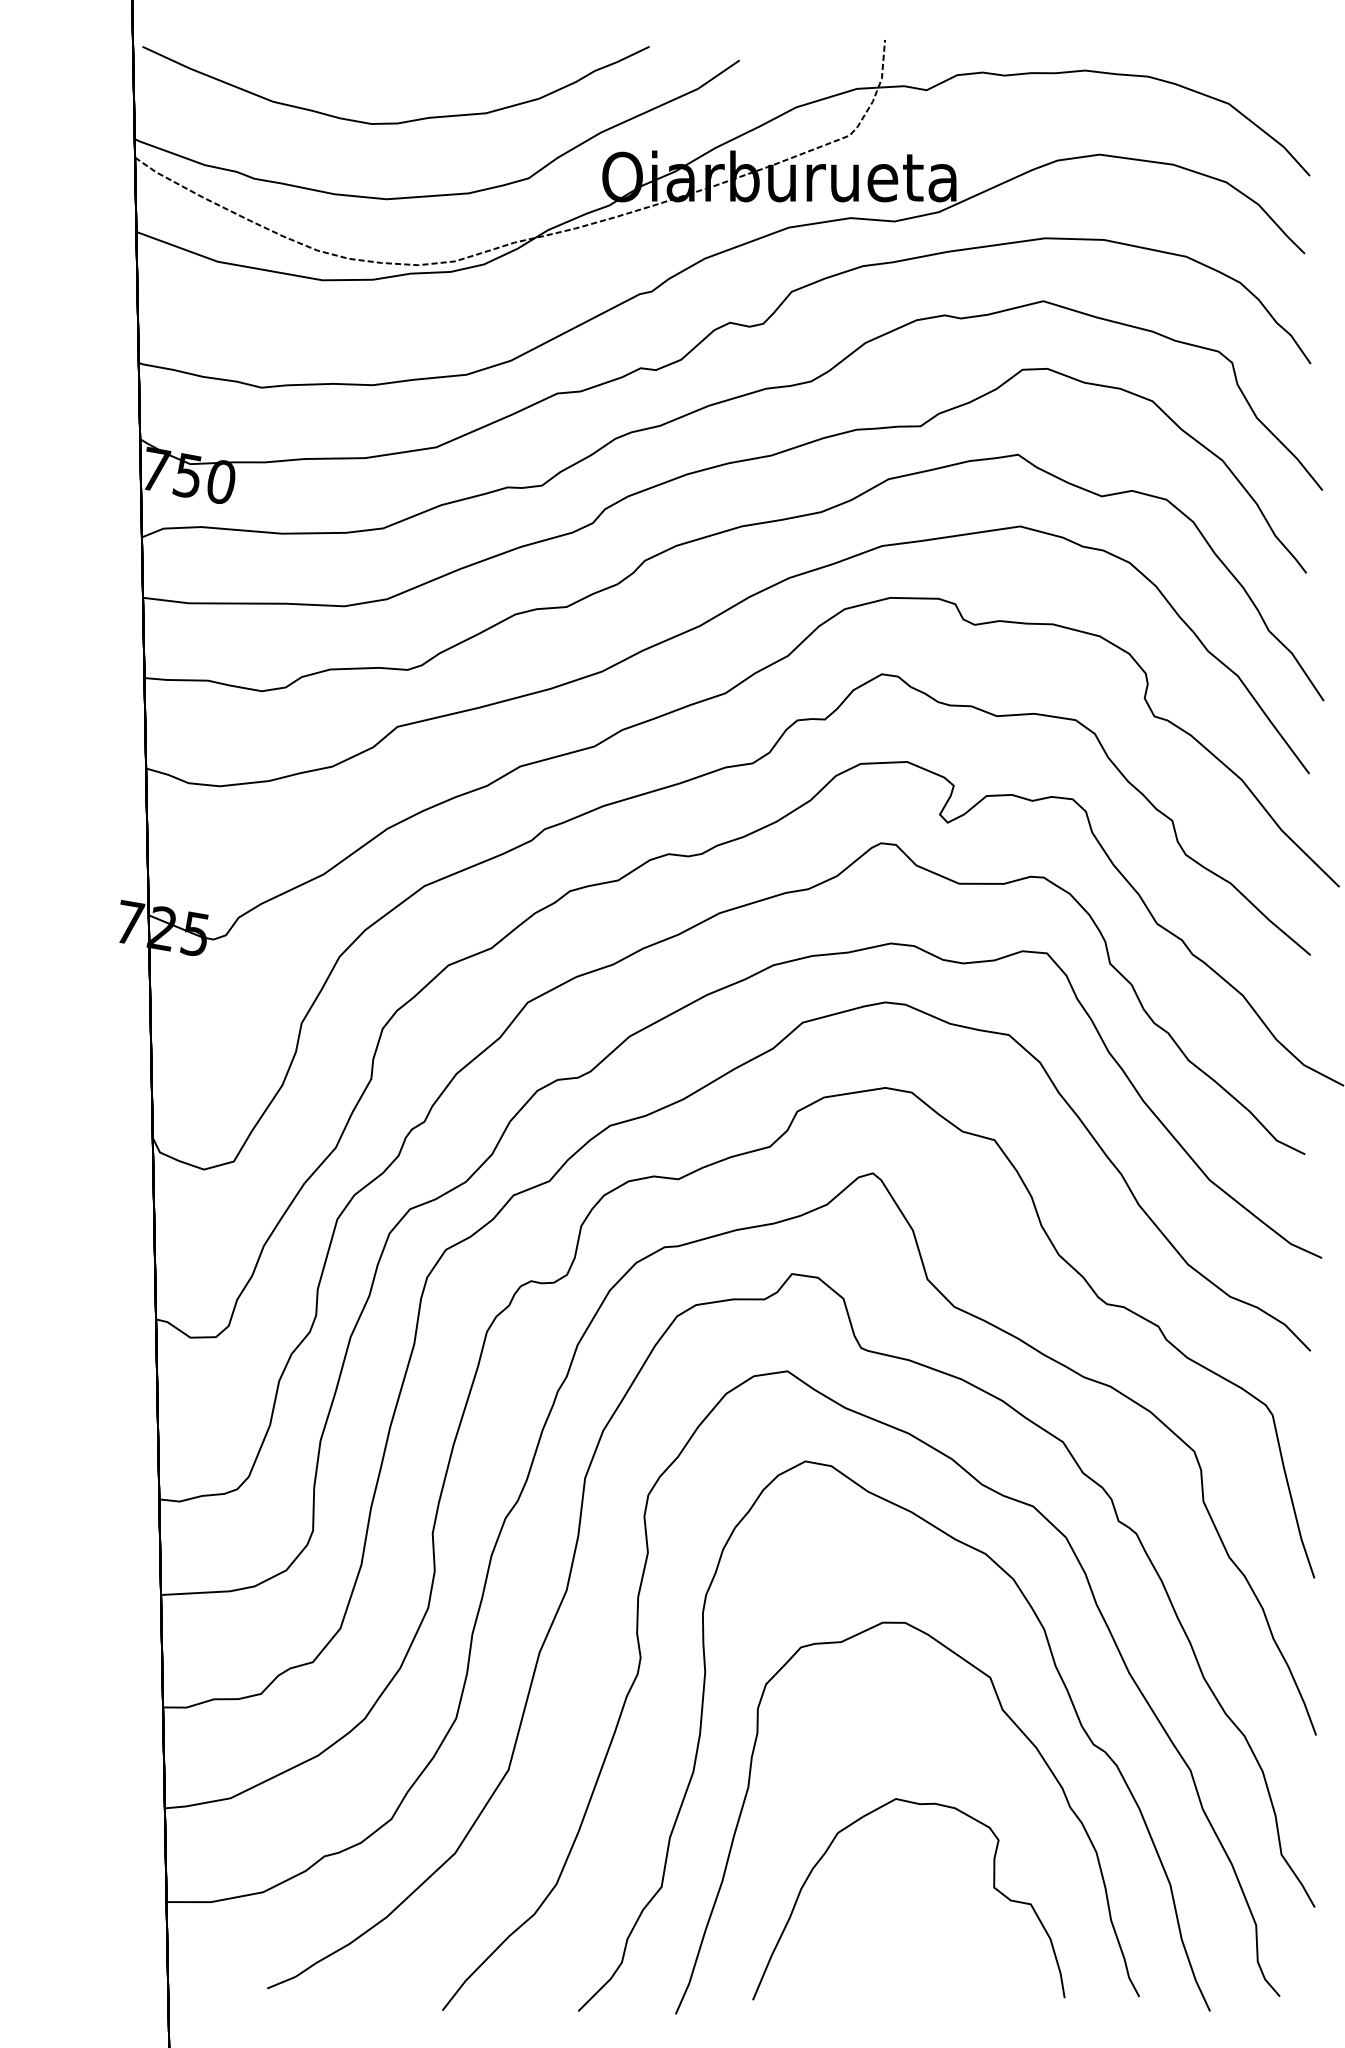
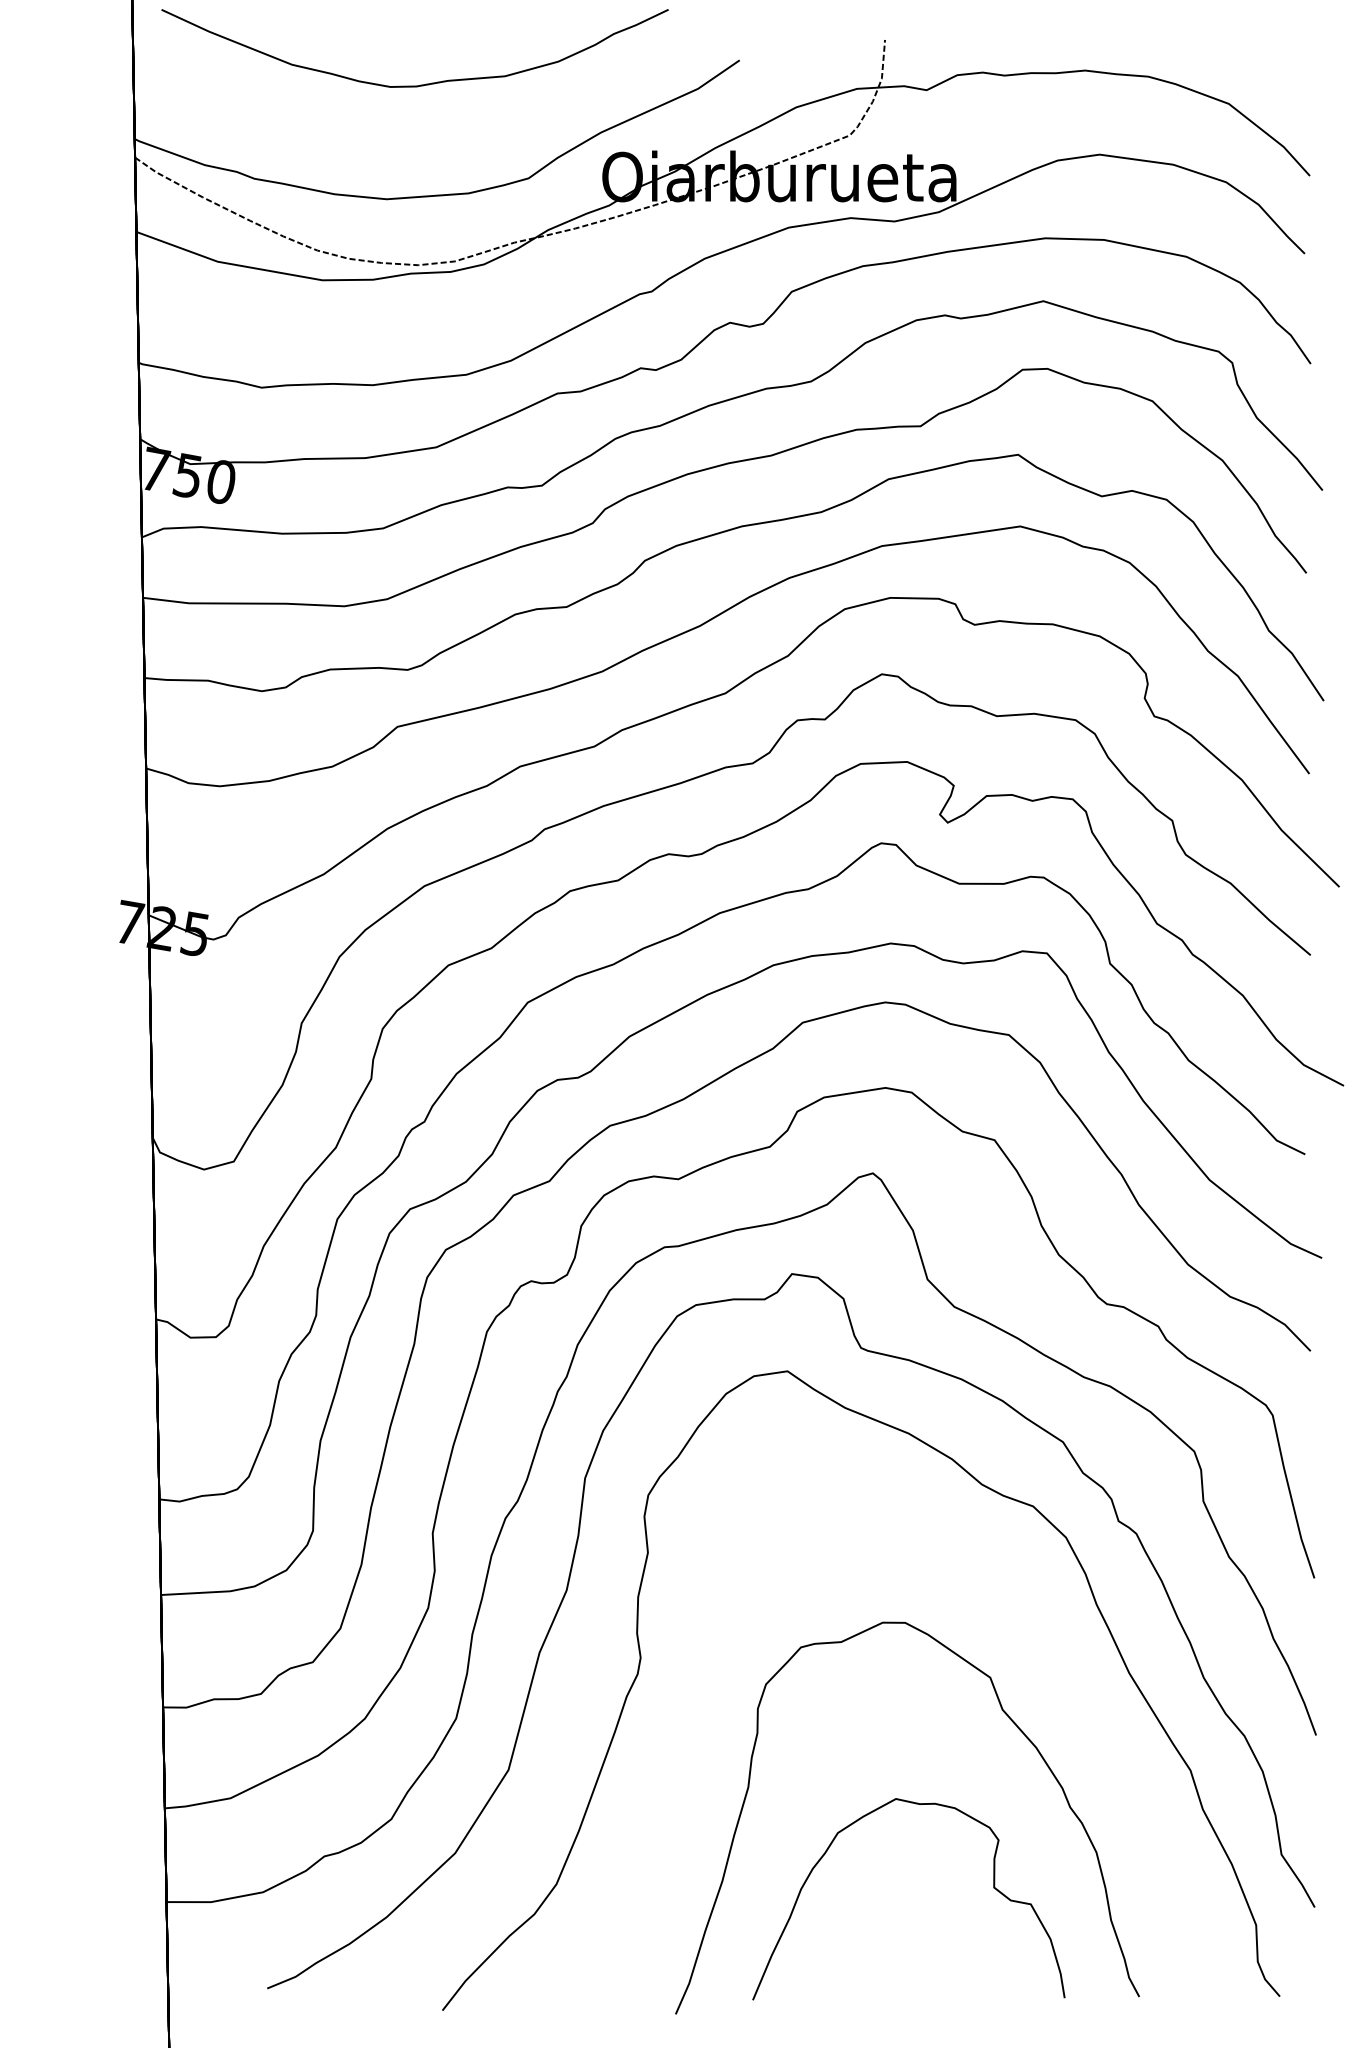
curve position: (401, 121) -> (420, 84) (420, 84)
part: present -> none (1054, 1666)
